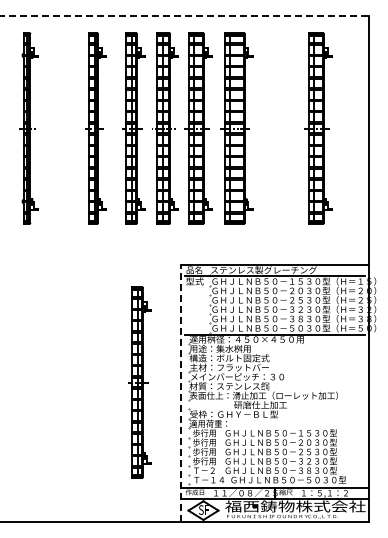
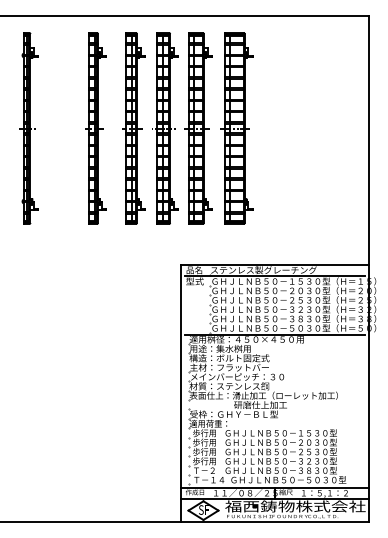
line: dashed -> solid (184, 16)
part: present -> none (318, 128)
part: present -> none (139, 382)
line: dashed -> solid (181, 393)
